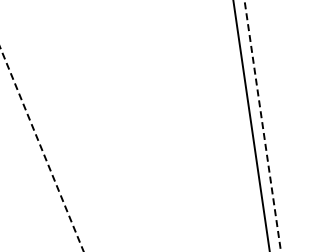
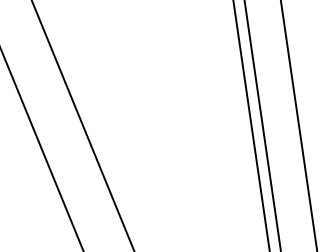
line: none -> present (82, 125)
line: none -> present (298, 125)
line: dashed -> solid (262, 126)
line: dashed -> solid (42, 149)
